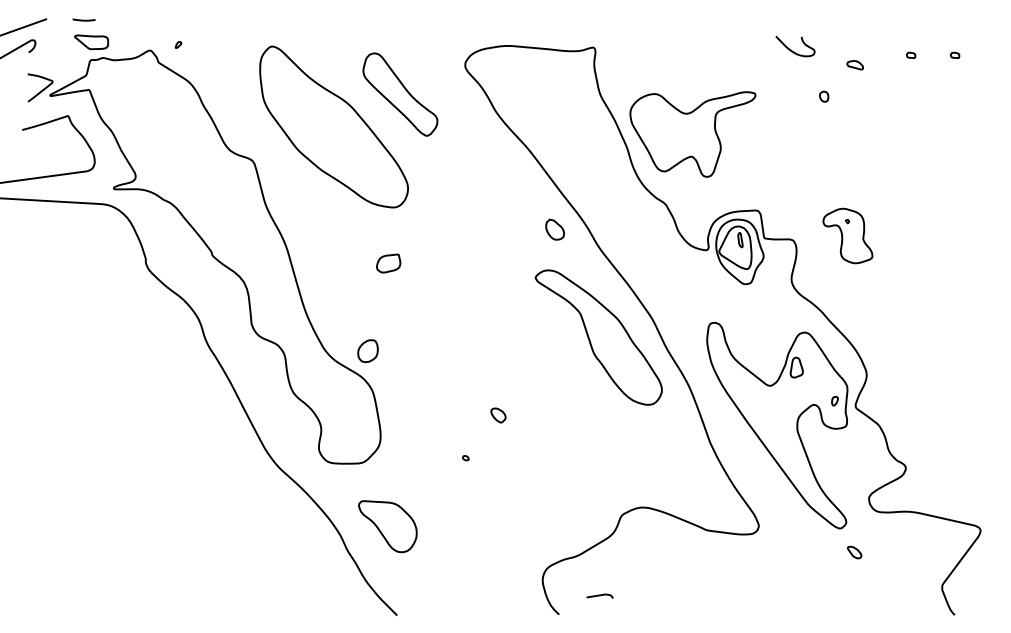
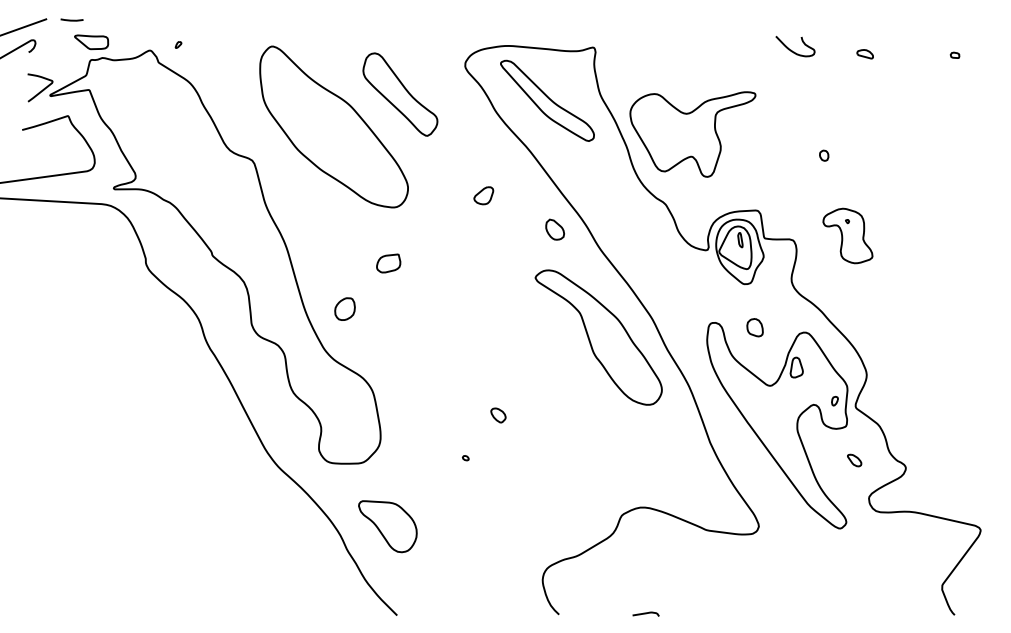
line position: (83, 19) -> (71, 19) (71, 19)
part: present -> none (910, 54)
part position: (854, 65) -> (864, 54) (864, 54)
part position: (824, 96) -> (824, 155) (824, 155)
part: none -> present (547, 100)
part: none -> present (483, 195)
part: none -> present (754, 327)
part position: (367, 350) -> (344, 308) (344, 308)
part position: (854, 552) -> (854, 460) (854, 460)
curve position: (599, 595) -> (645, 613) (645, 613)
